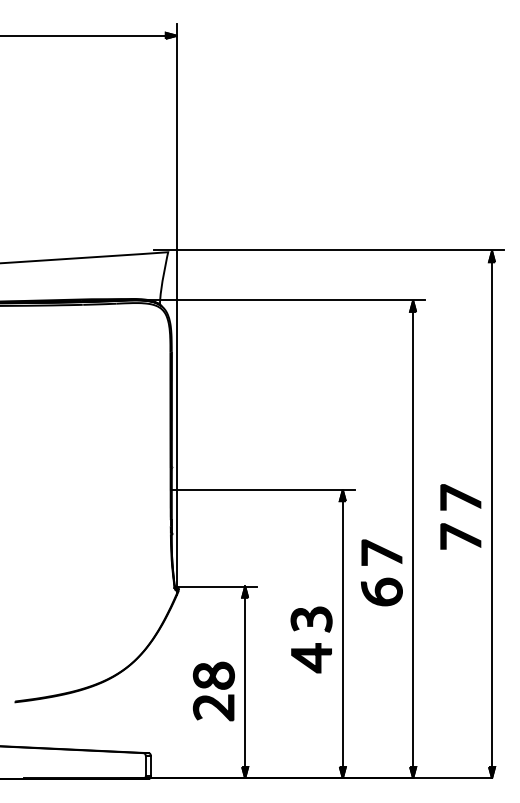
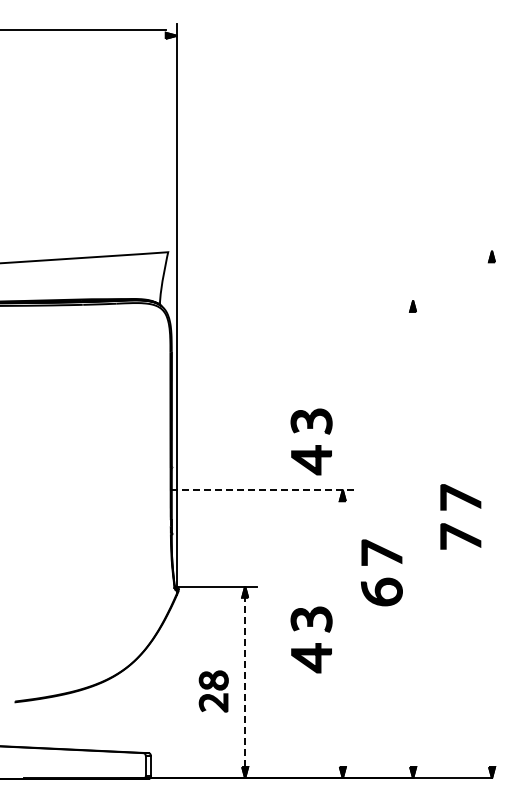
line position: (83, 35) -> (83, 29) (83, 29)
line: present -> none (328, 250)
line: present -> none (286, 299)
part: none -> present (311, 441)
line: solid -> dashed (263, 489)
line: present -> none (492, 514)
line: present -> none (413, 539)
line: present -> none (342, 634)
line: solid -> dashed (245, 676)
part size: 43x61 px -> 31x43 px (213, 691)
